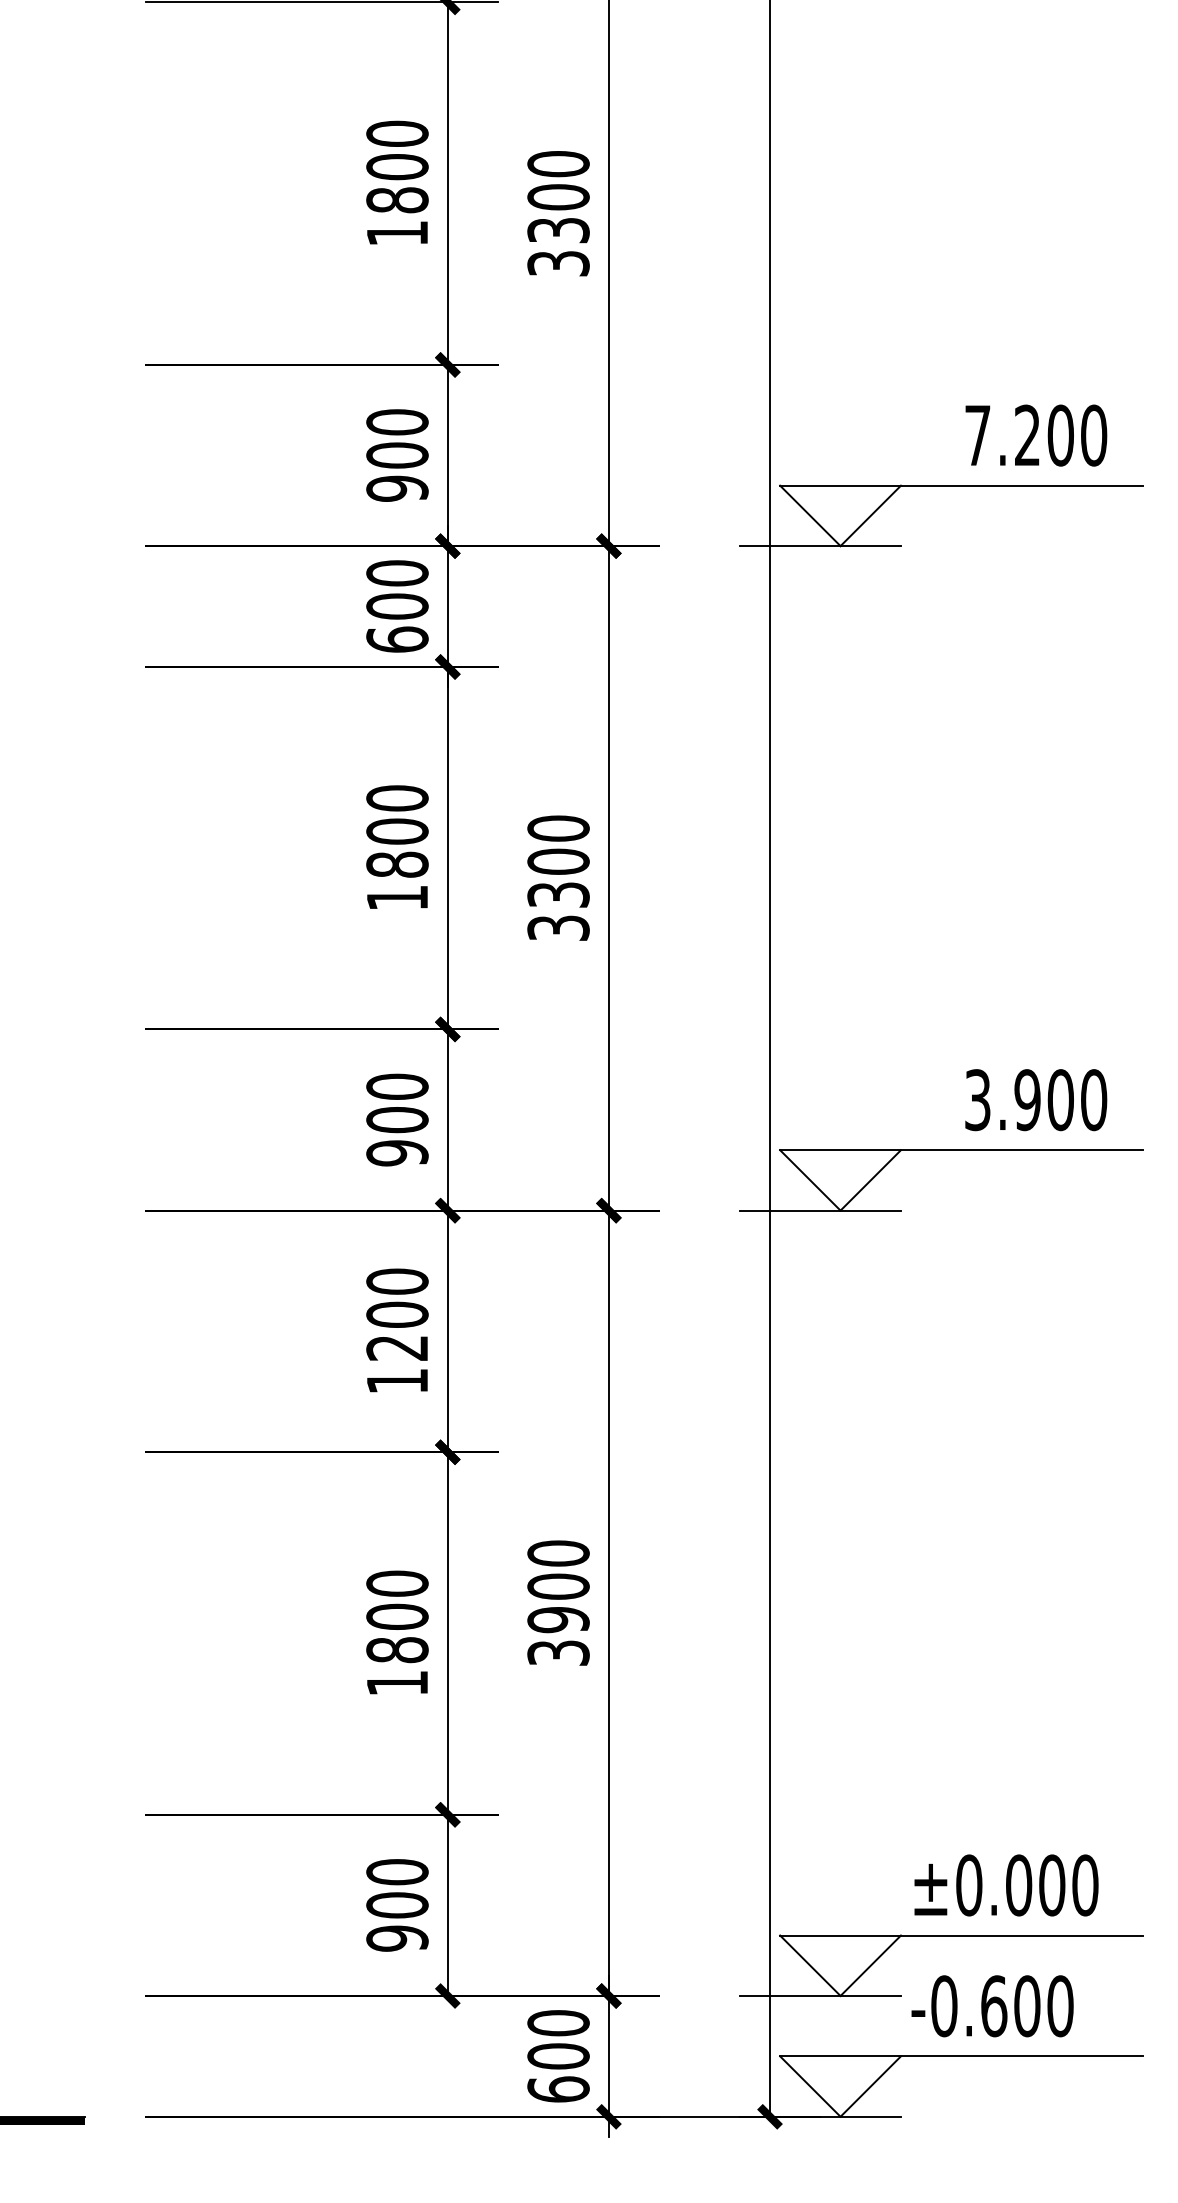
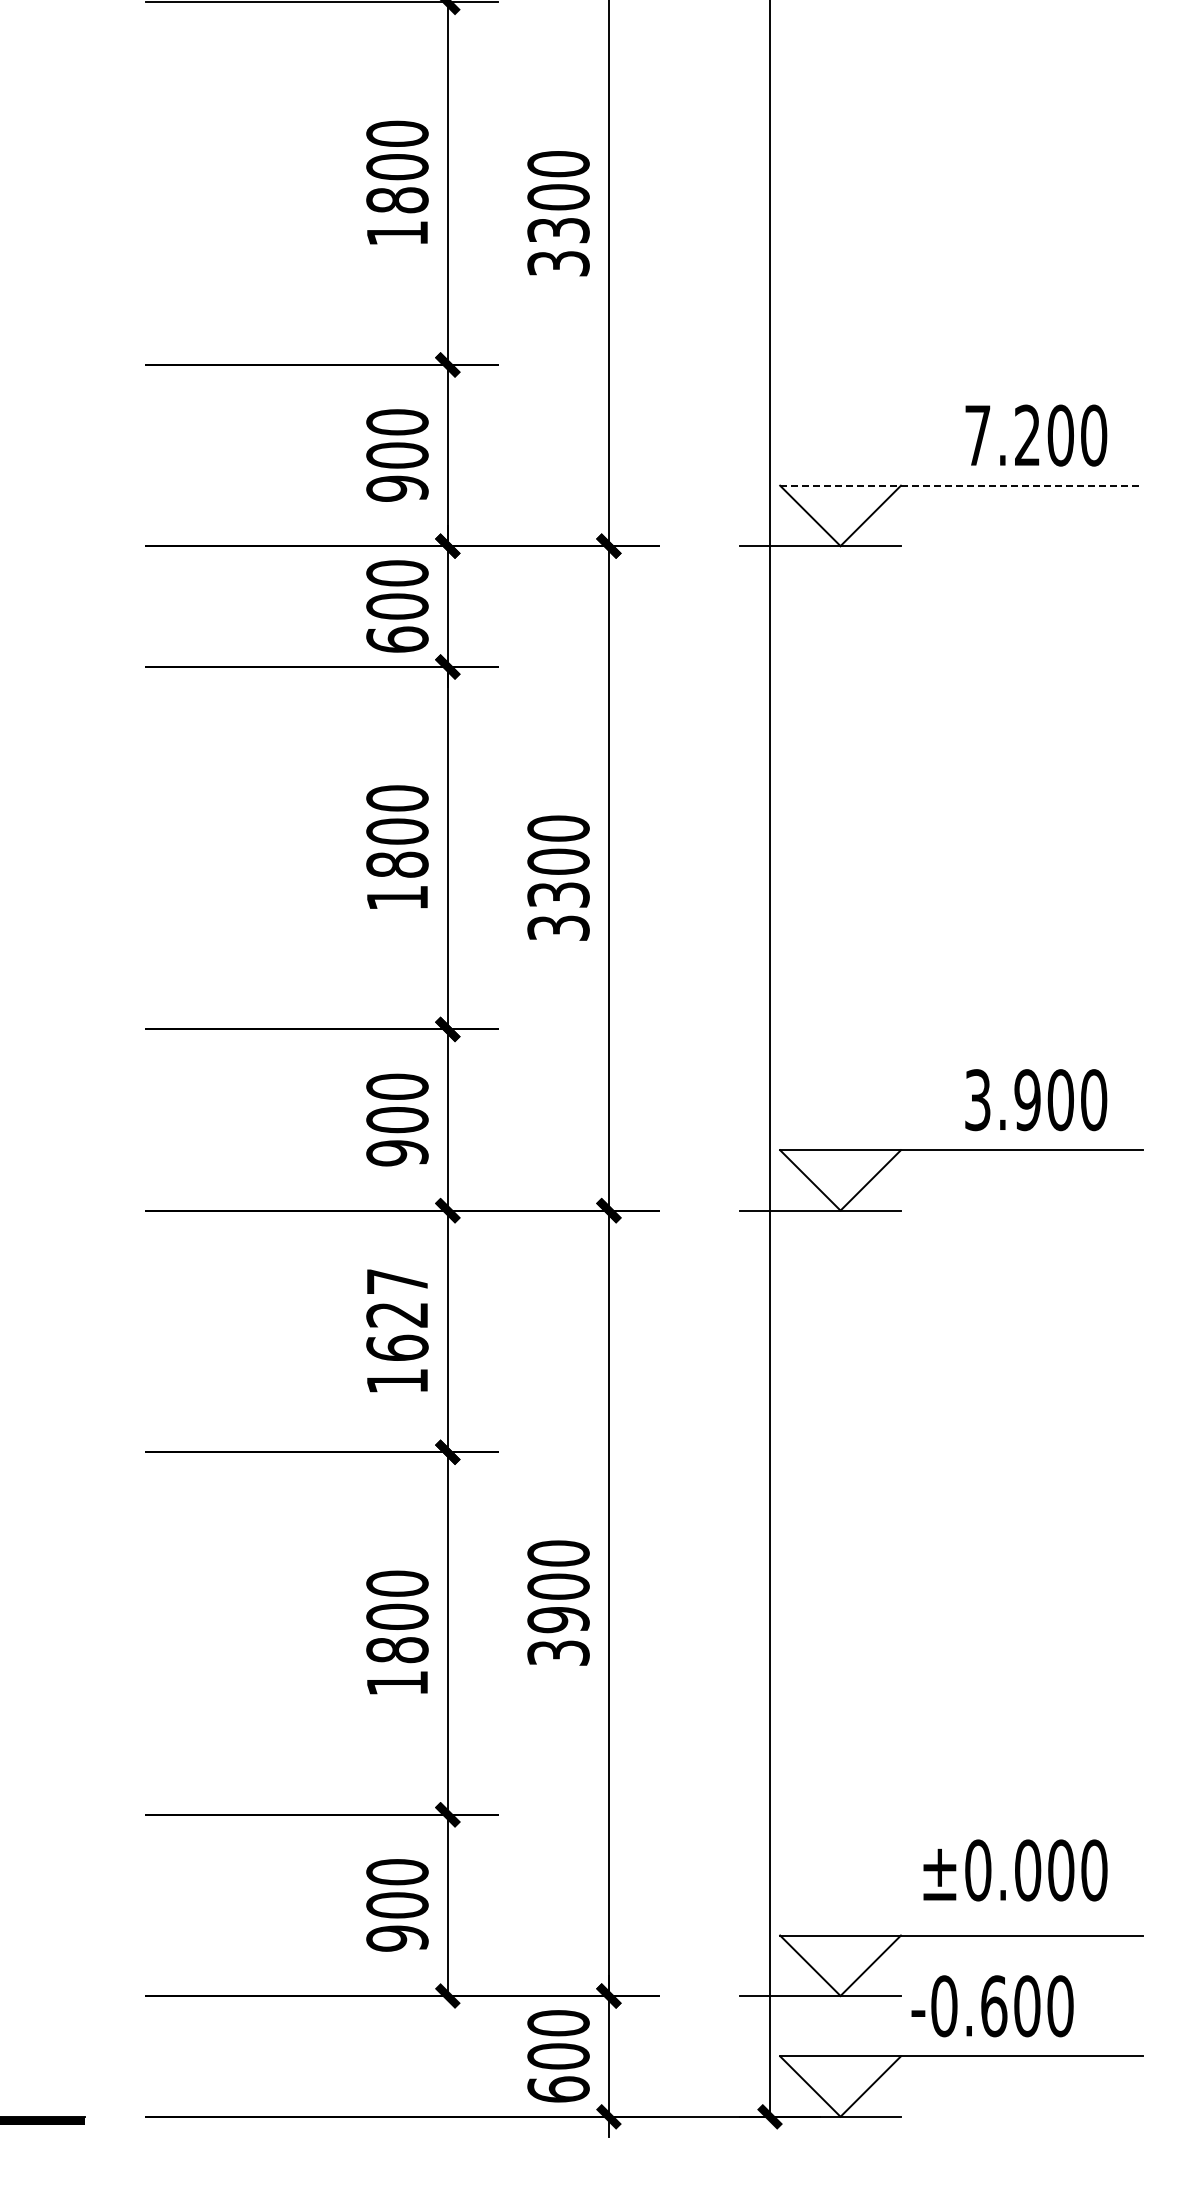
line: solid -> dashed (961, 485)
text: 1200 -> 1627 (397, 1314)
text position: (1006, 1885) -> (1015, 1870) (1015, 1870)
